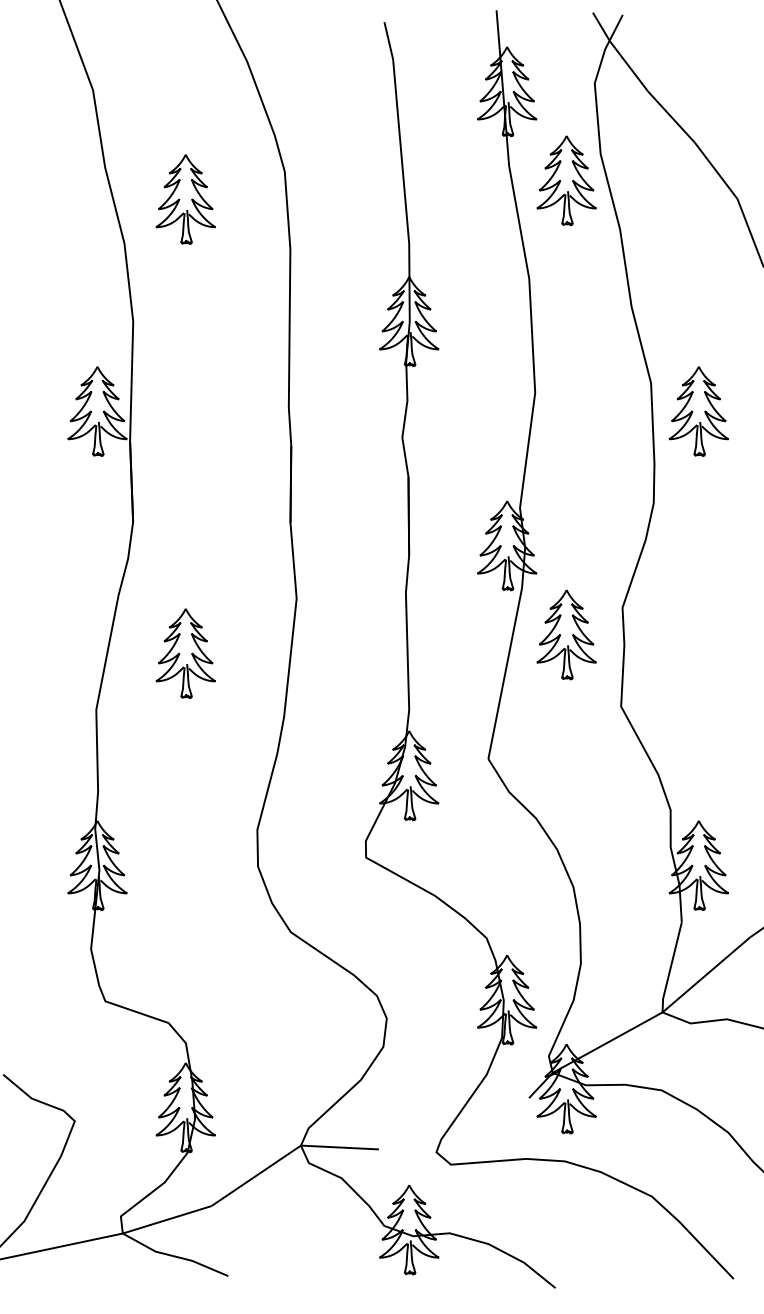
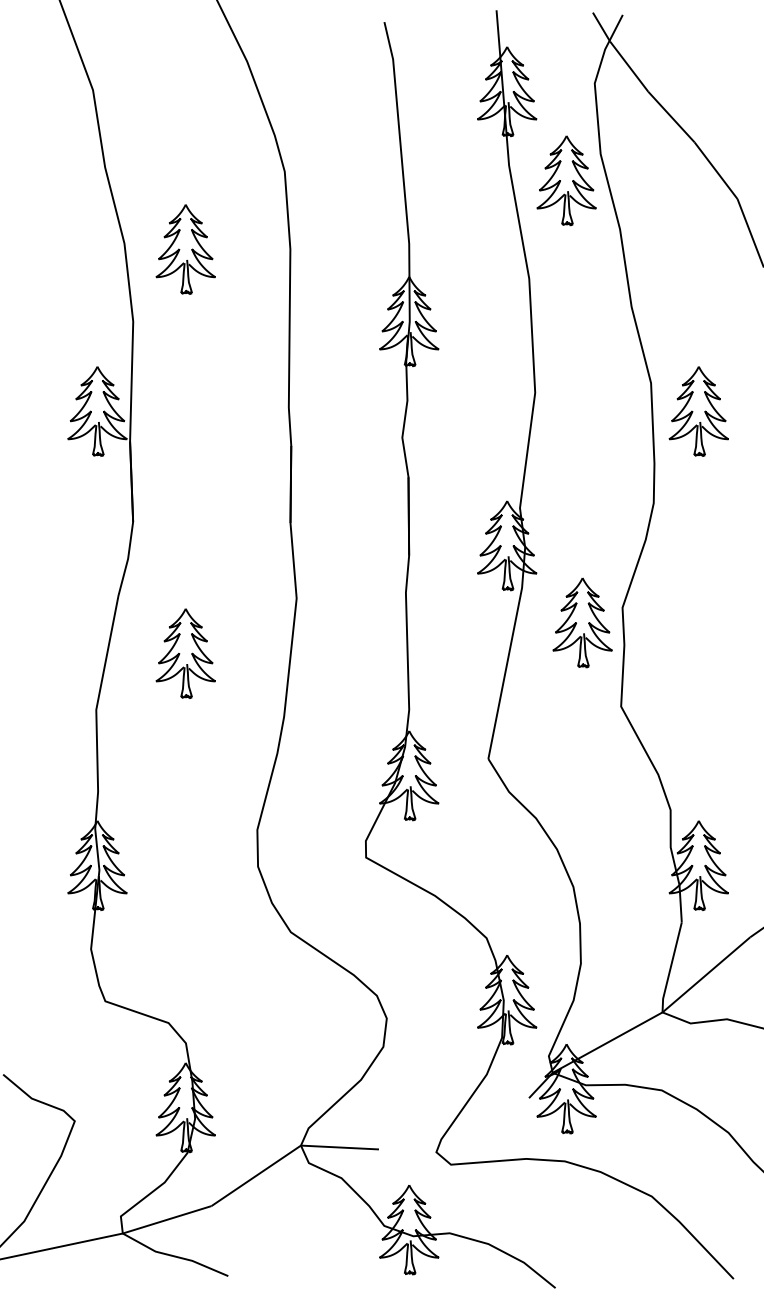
part position: (185, 199) -> (185, 249) (185, 249)
part position: (566, 634) -> (582, 622) (582, 622)
